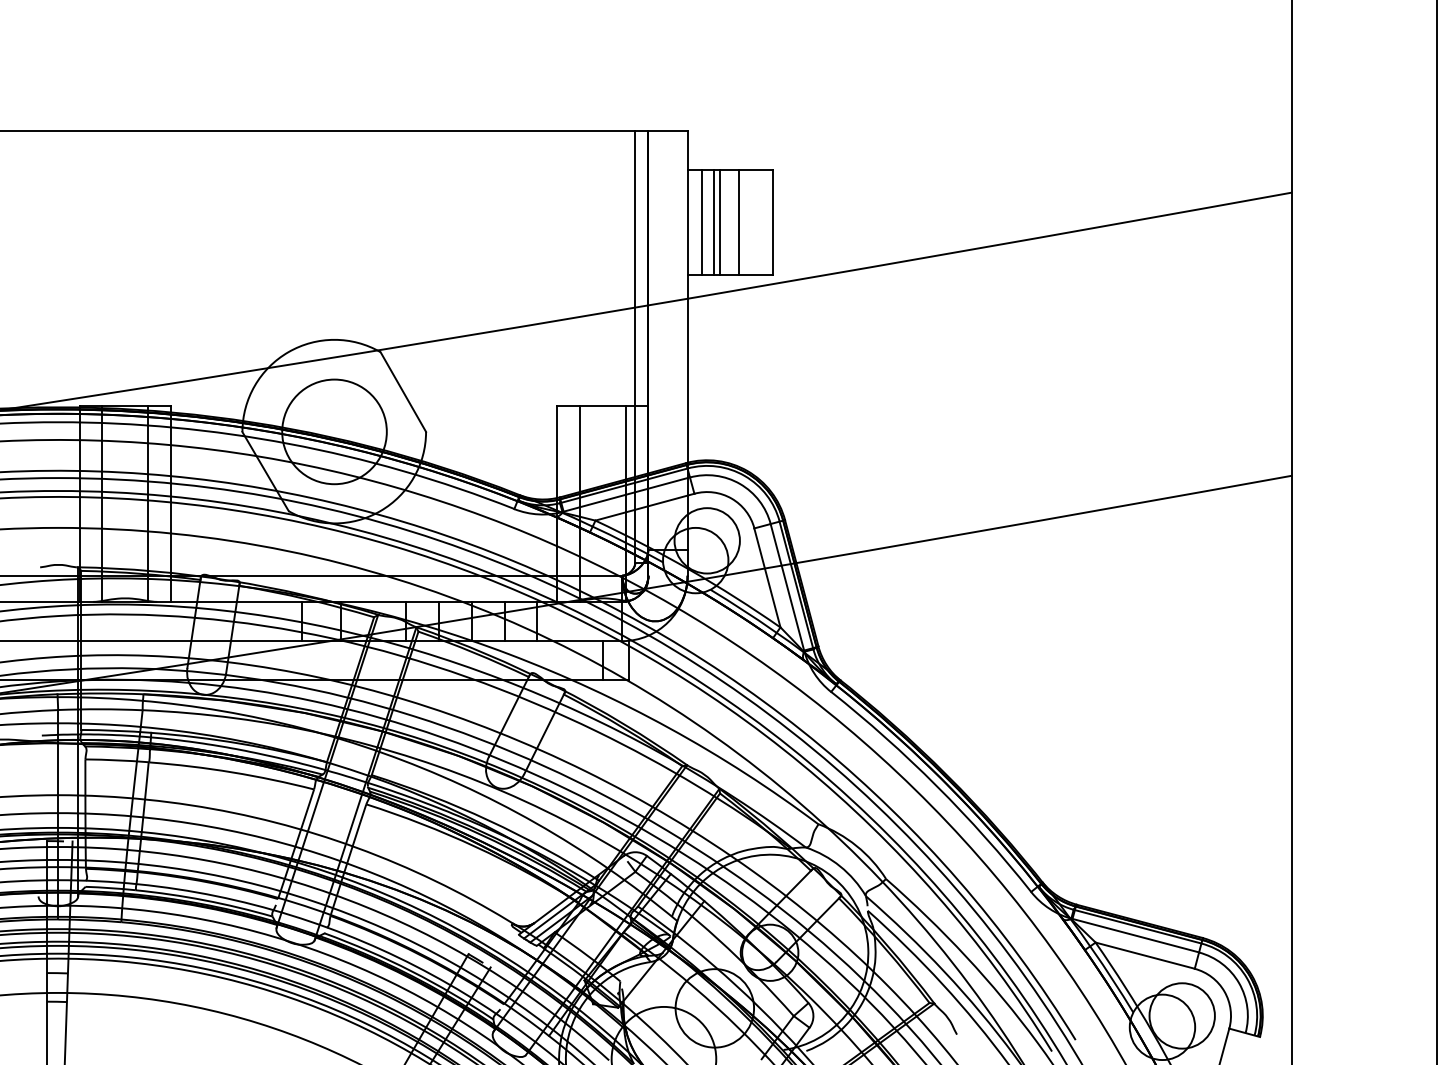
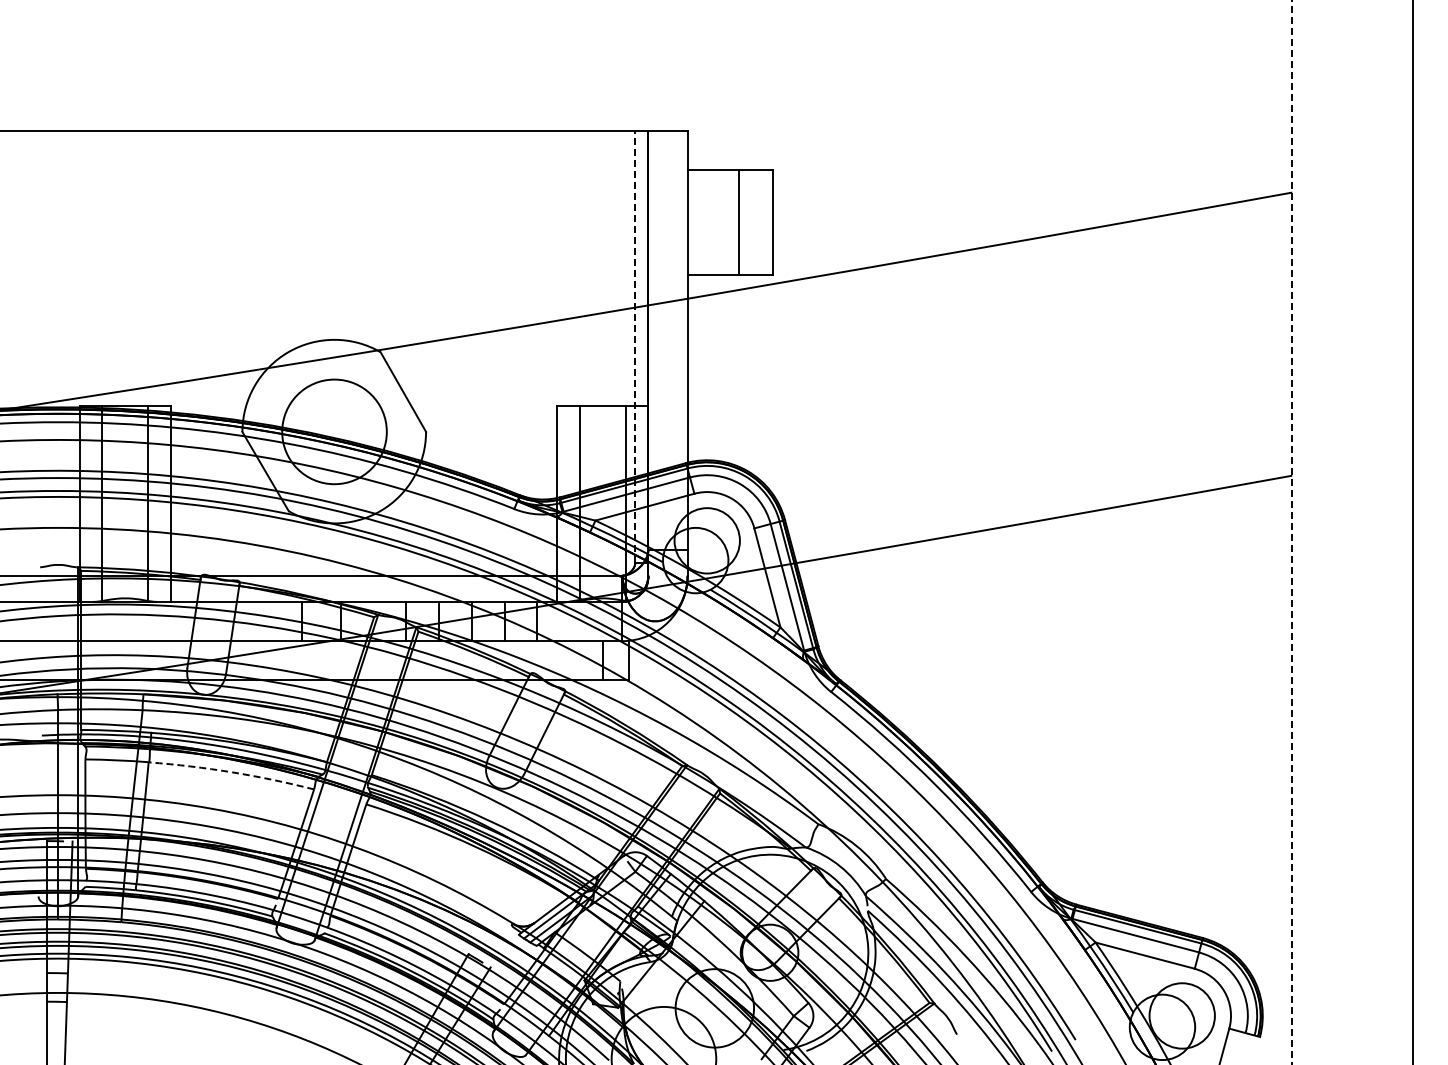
line: present -> none (702, 222)
line: present -> none (713, 222)
line: present -> none (720, 222)
line: solid -> dashed (635, 346)
line position: (1436, 531) -> (1412, 531) (1412, 531)
line: solid -> dashed (1292, 532)
arc: solid -> dashed (232, 772)
